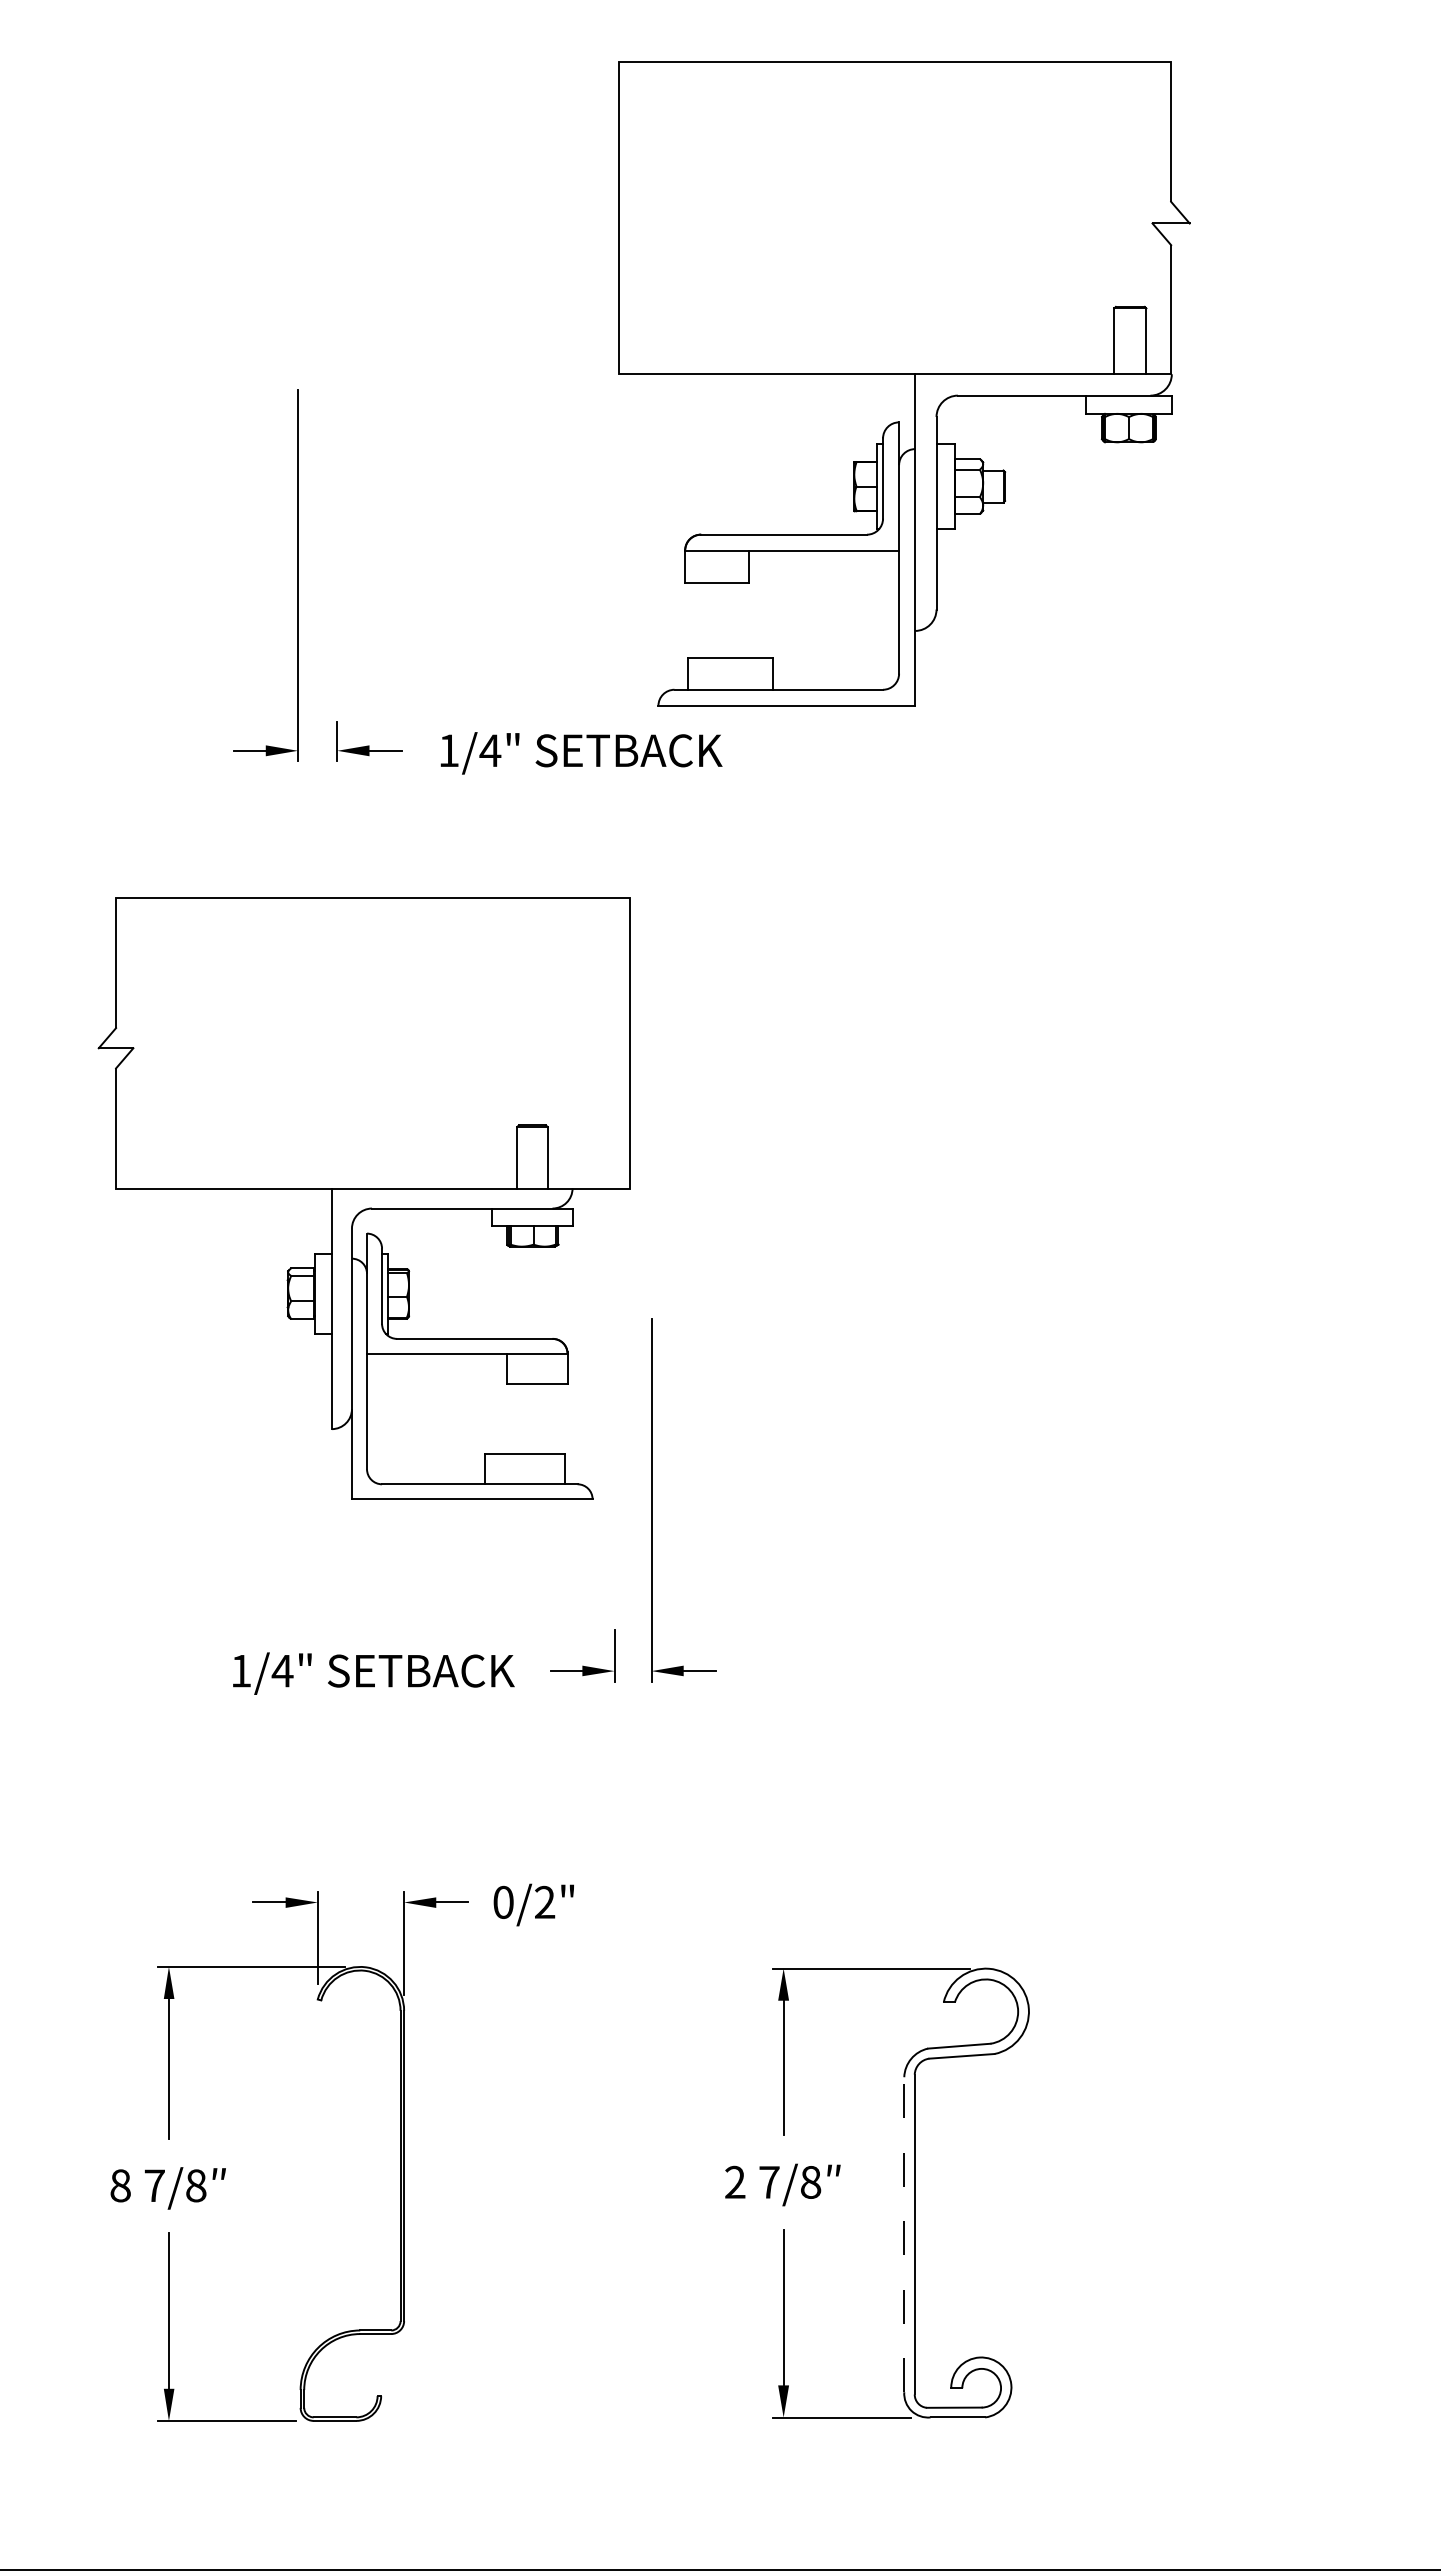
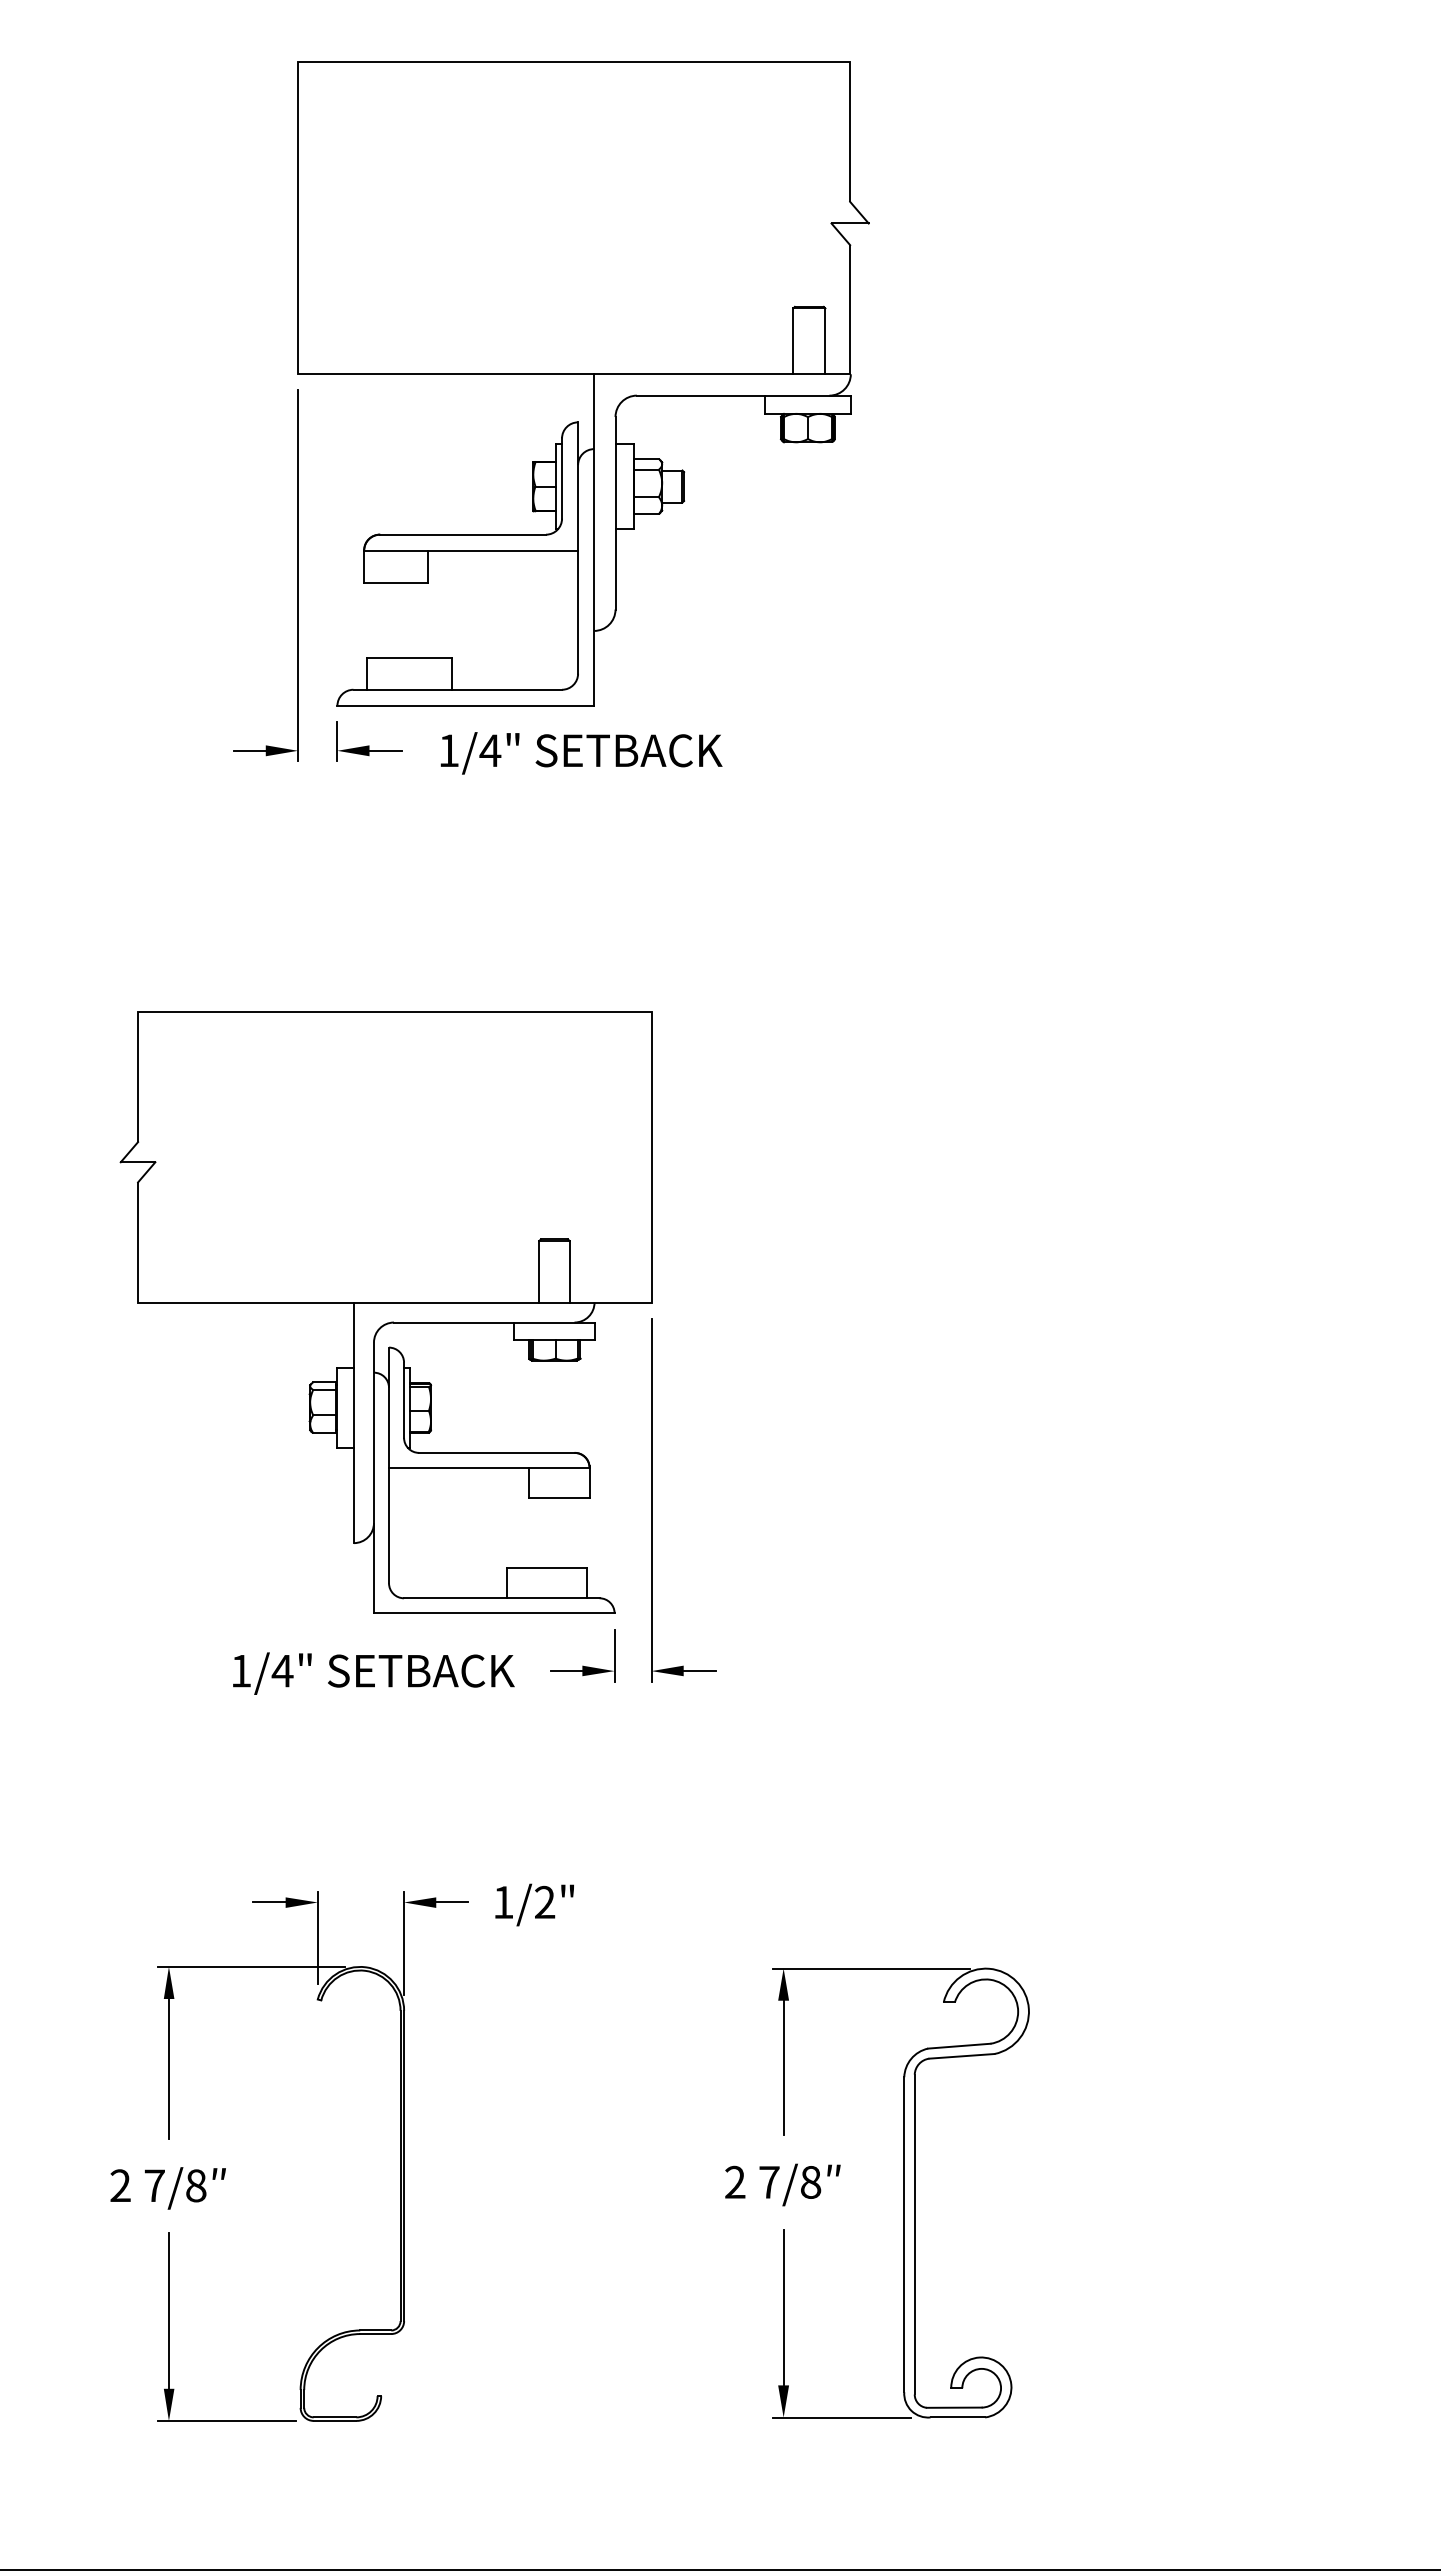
part position: (904, 374) -> (583, 374) (583, 374)
part position: (363, 1198) -> (385, 1312) (385, 1312)
text: 0/2" -> 1/2" (503, 1901)
text: 8 -> 2 (120, 2185)
line: dashed -> solid (904, 2234)
